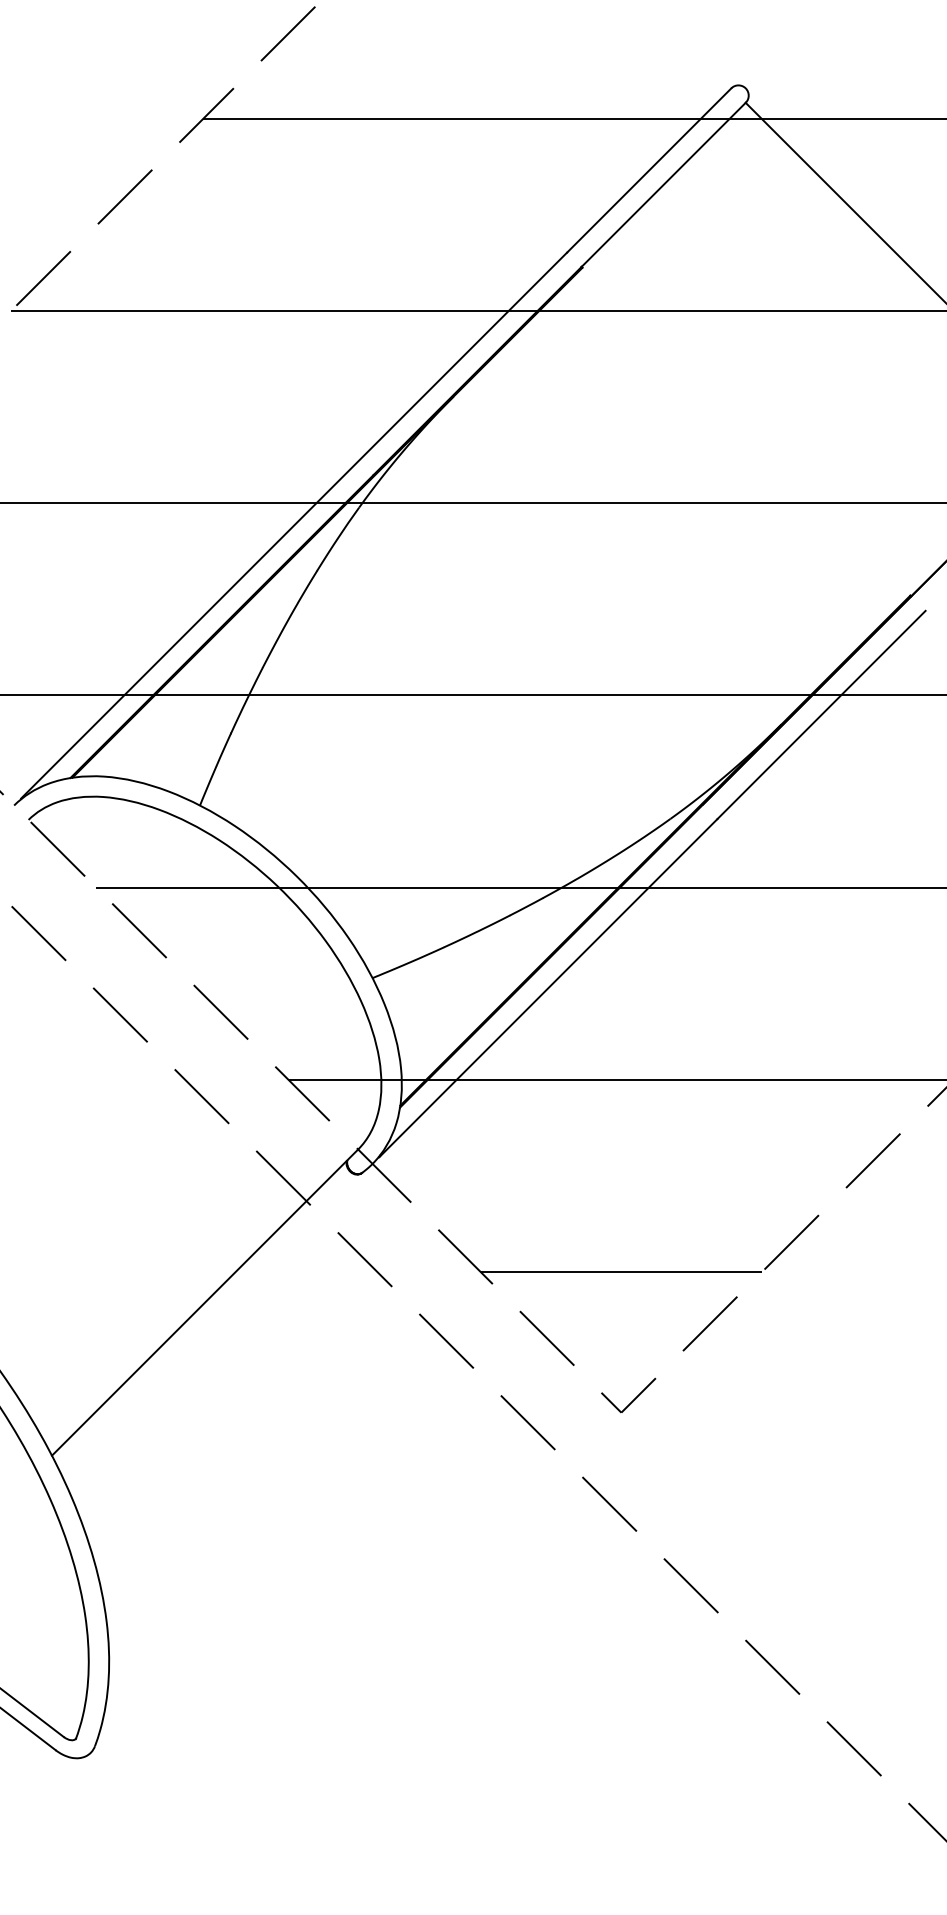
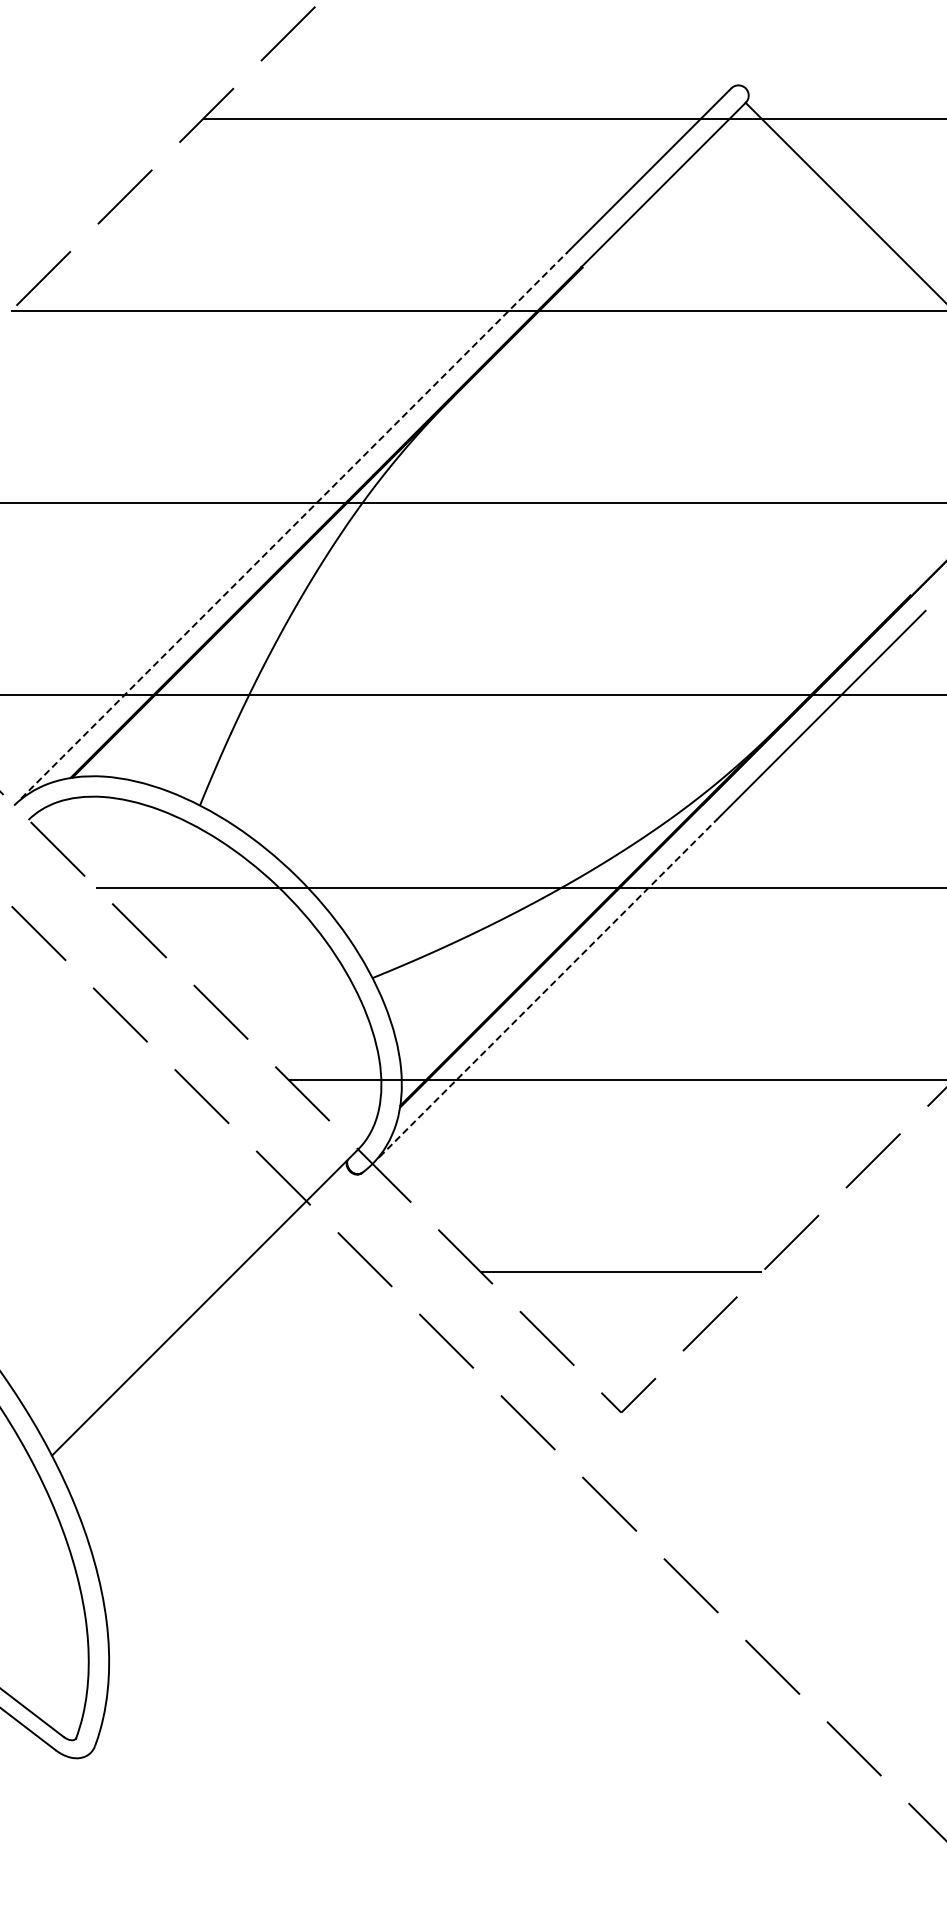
line: solid -> dashed (294, 525)
line: solid -> dashed (548, 988)
